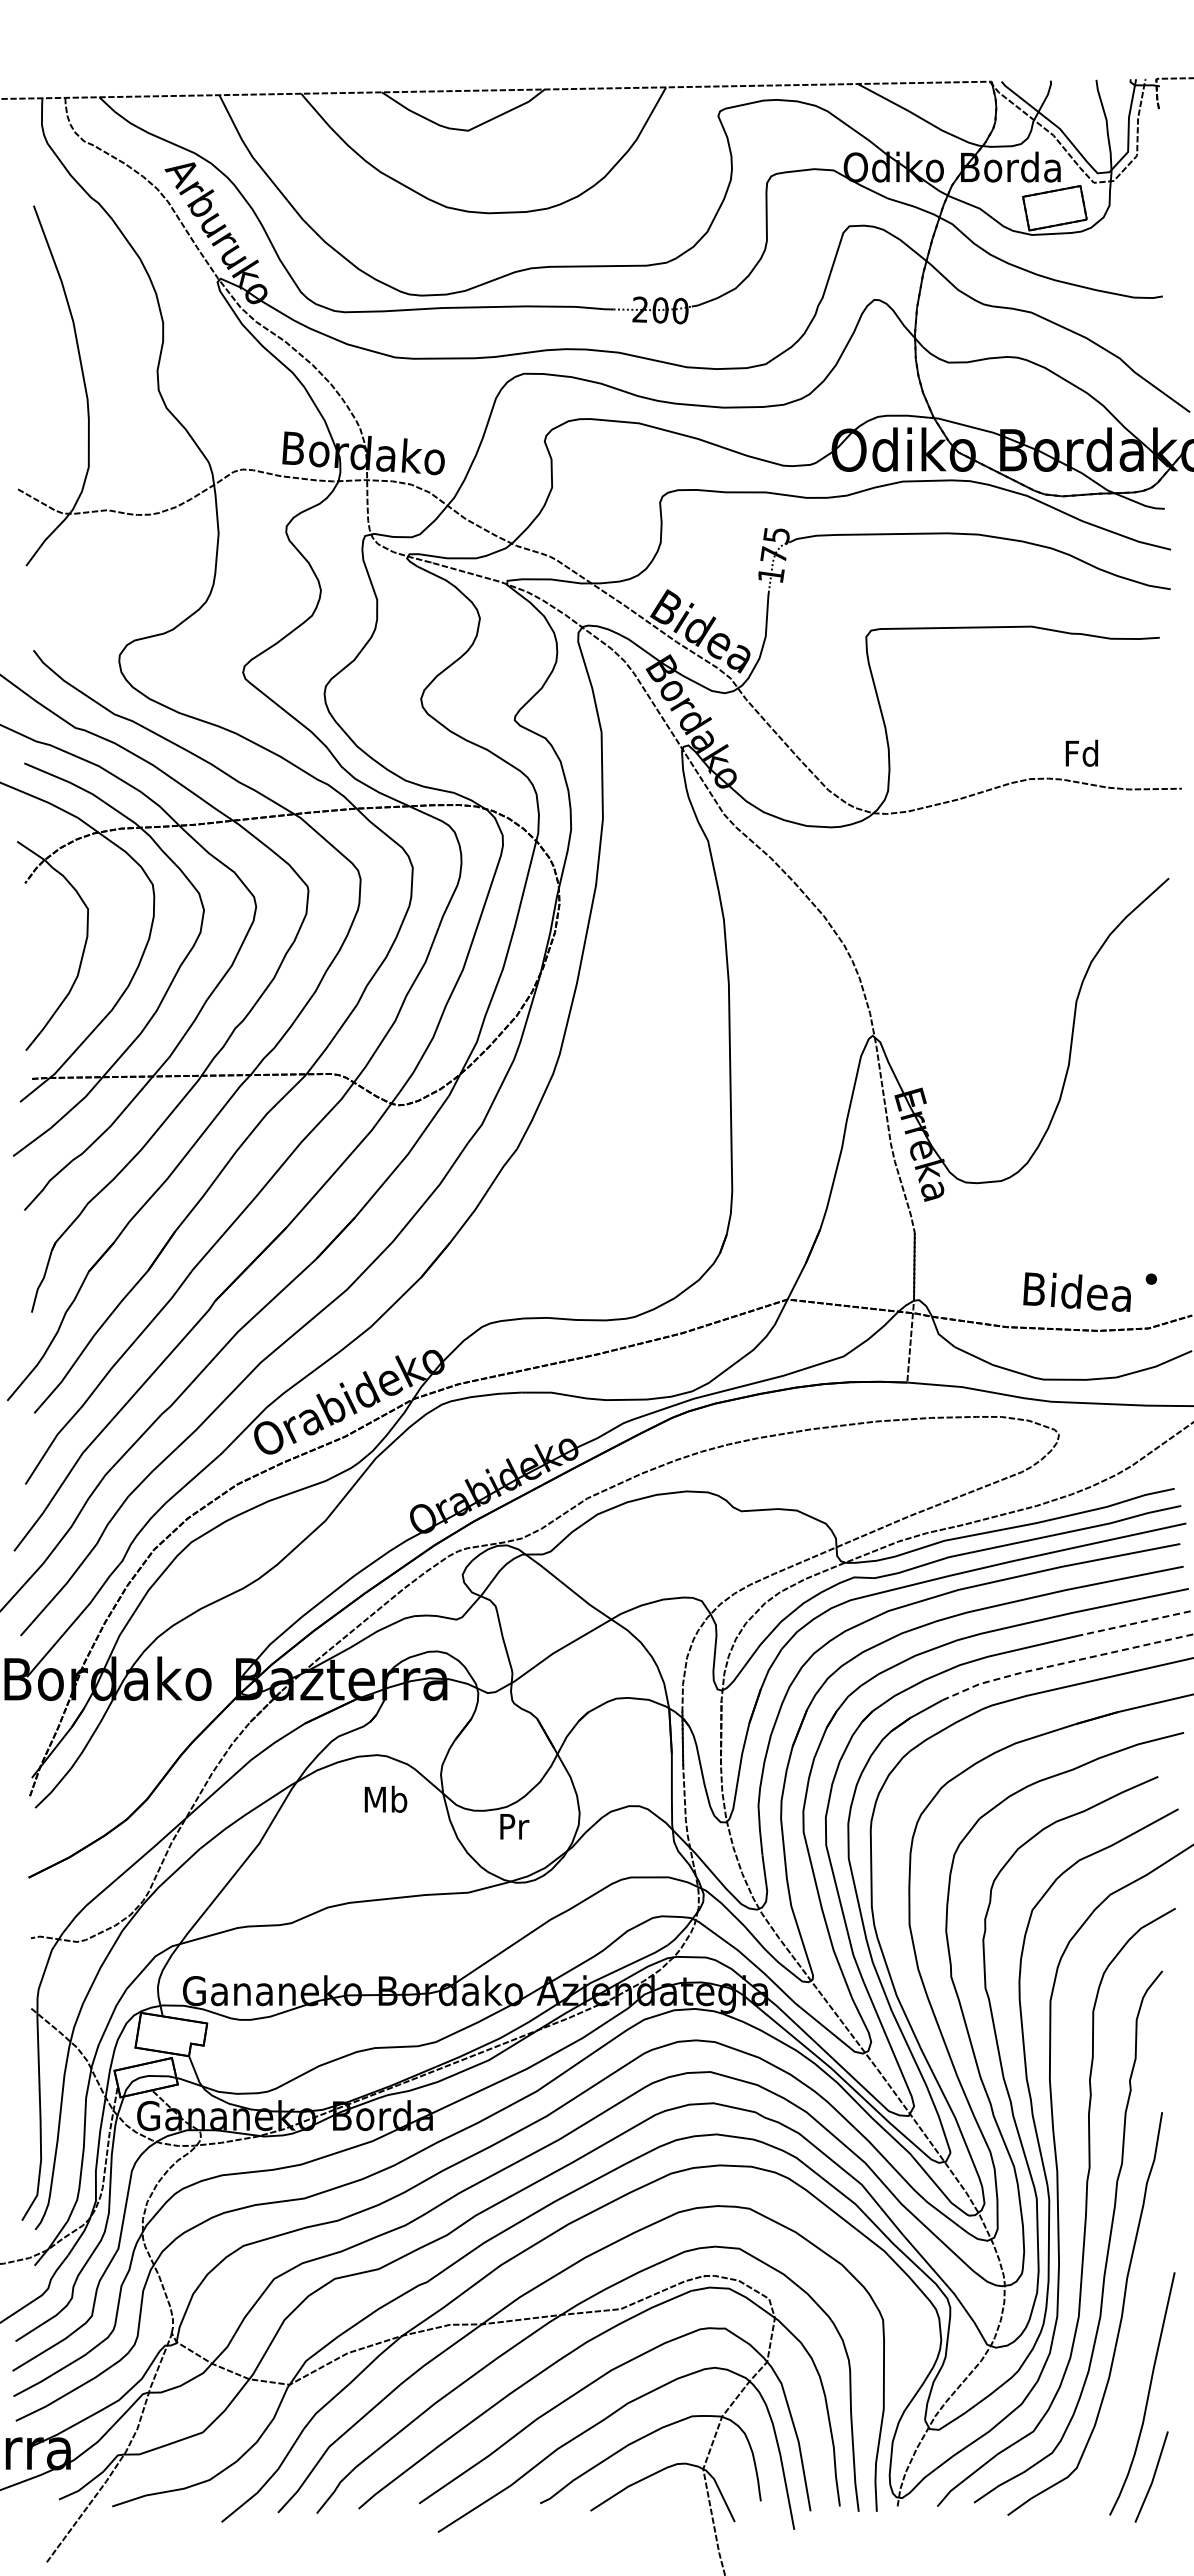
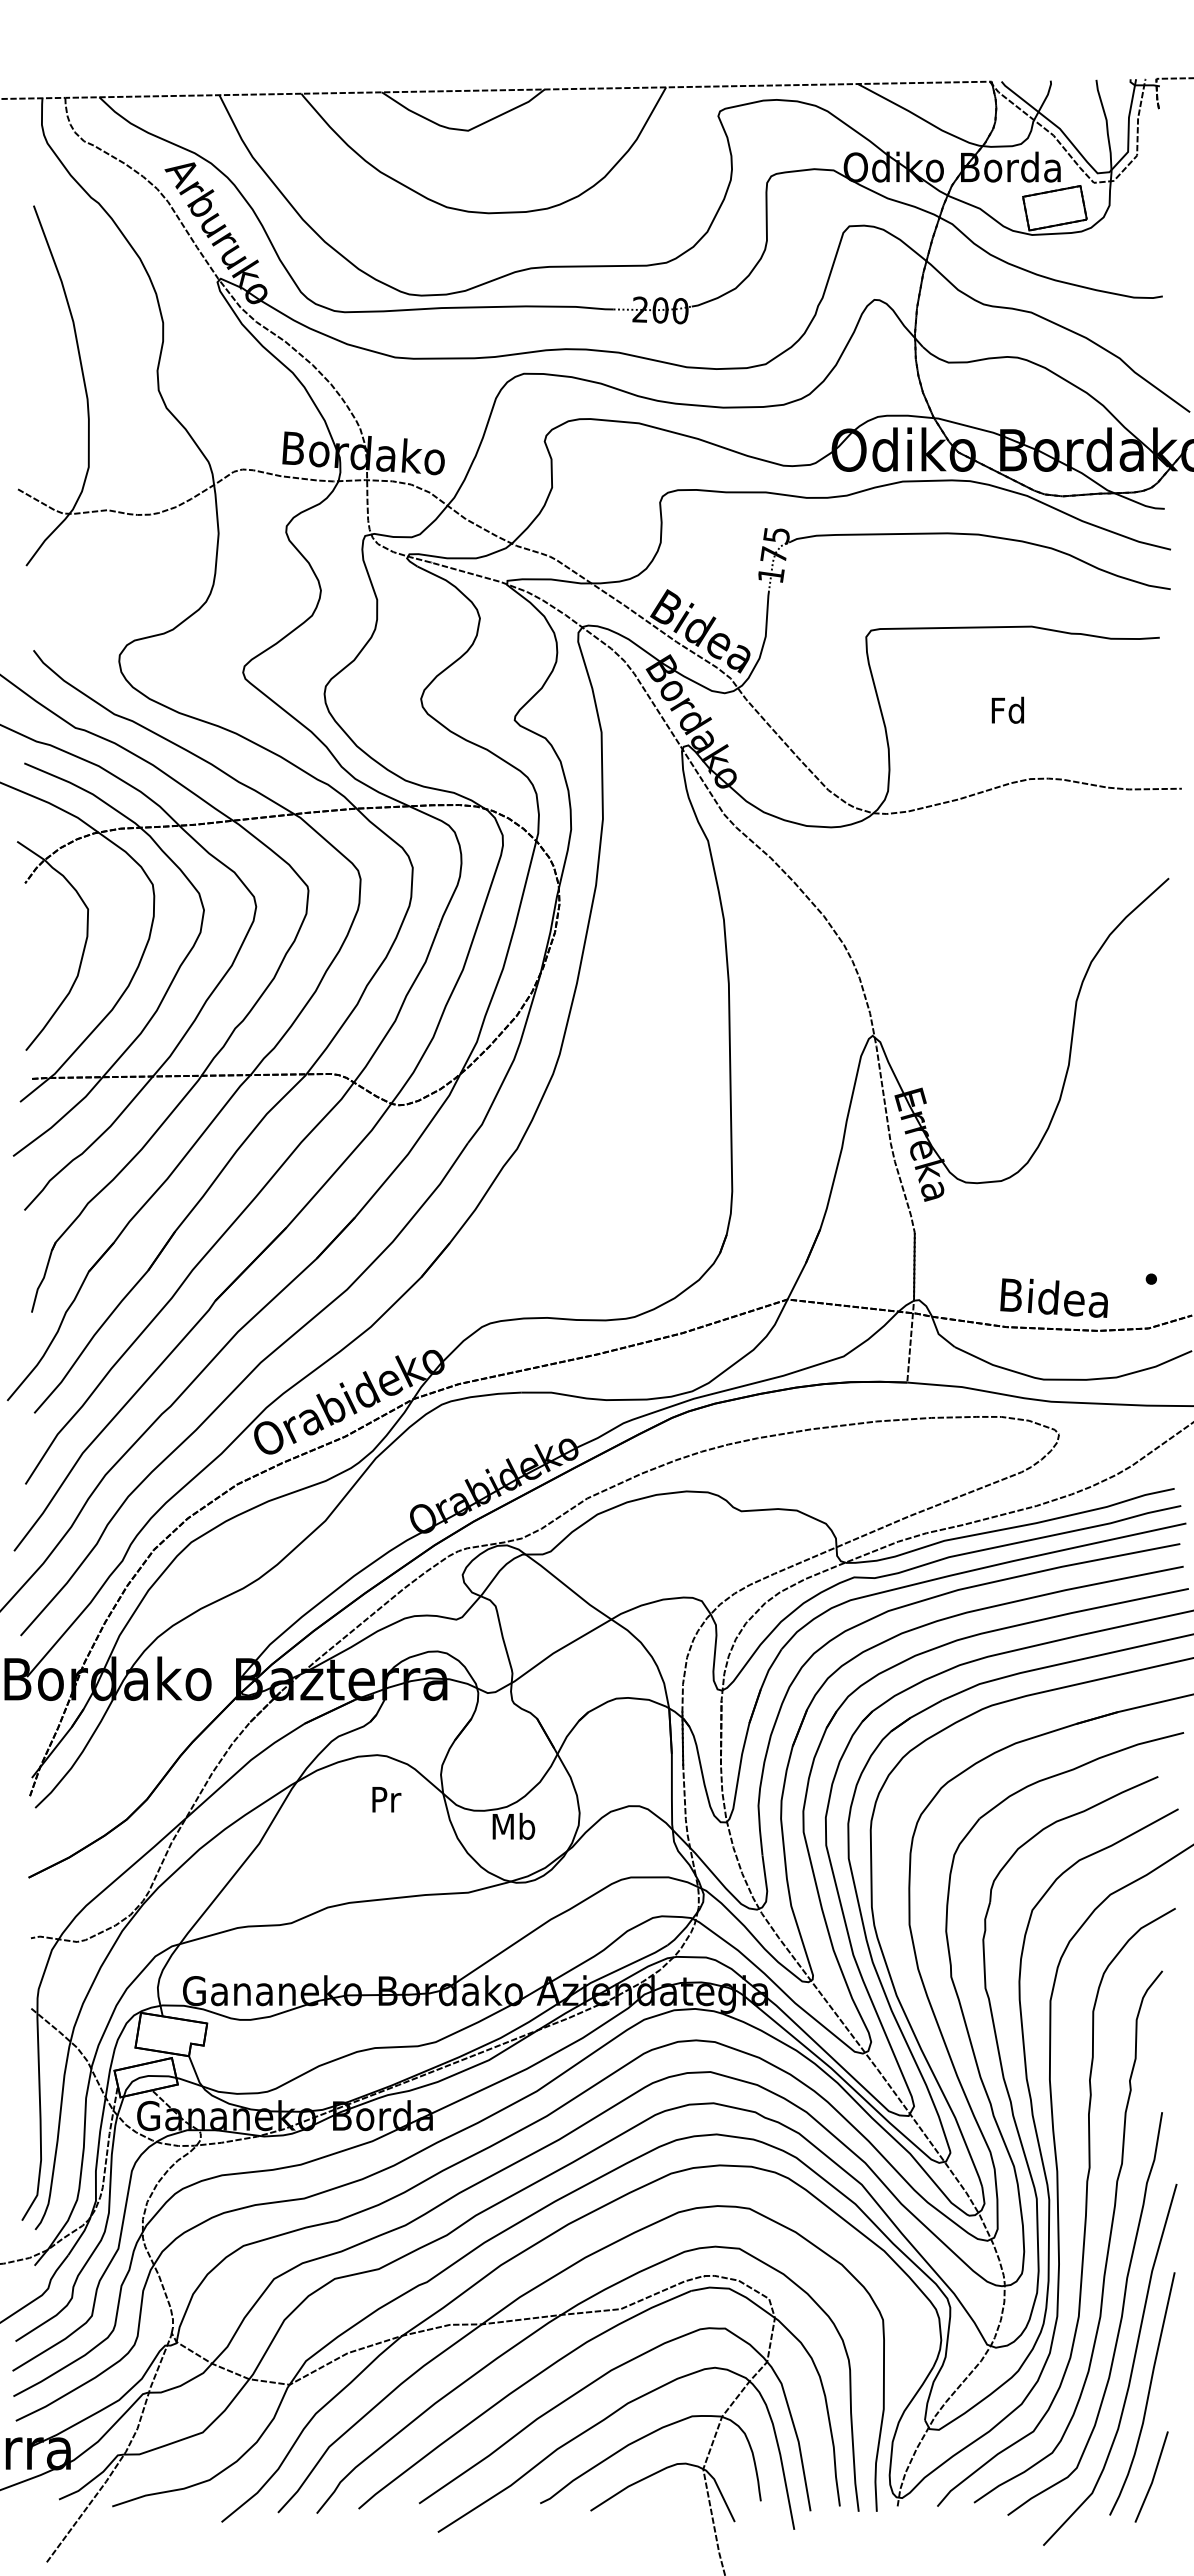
text position: (1081, 752) -> (1007, 709) (1007, 709)
text position: (1076, 1291) -> (1053, 1297) (1053, 1297)
line: dashed -> solid (1135, 1623)
line: dashed -> solid (1064, 1663)
text: Mb -> Pr (385, 1798)
text: Pr -> Mb (513, 1825)
curve: none -> present (1131, 2367)
